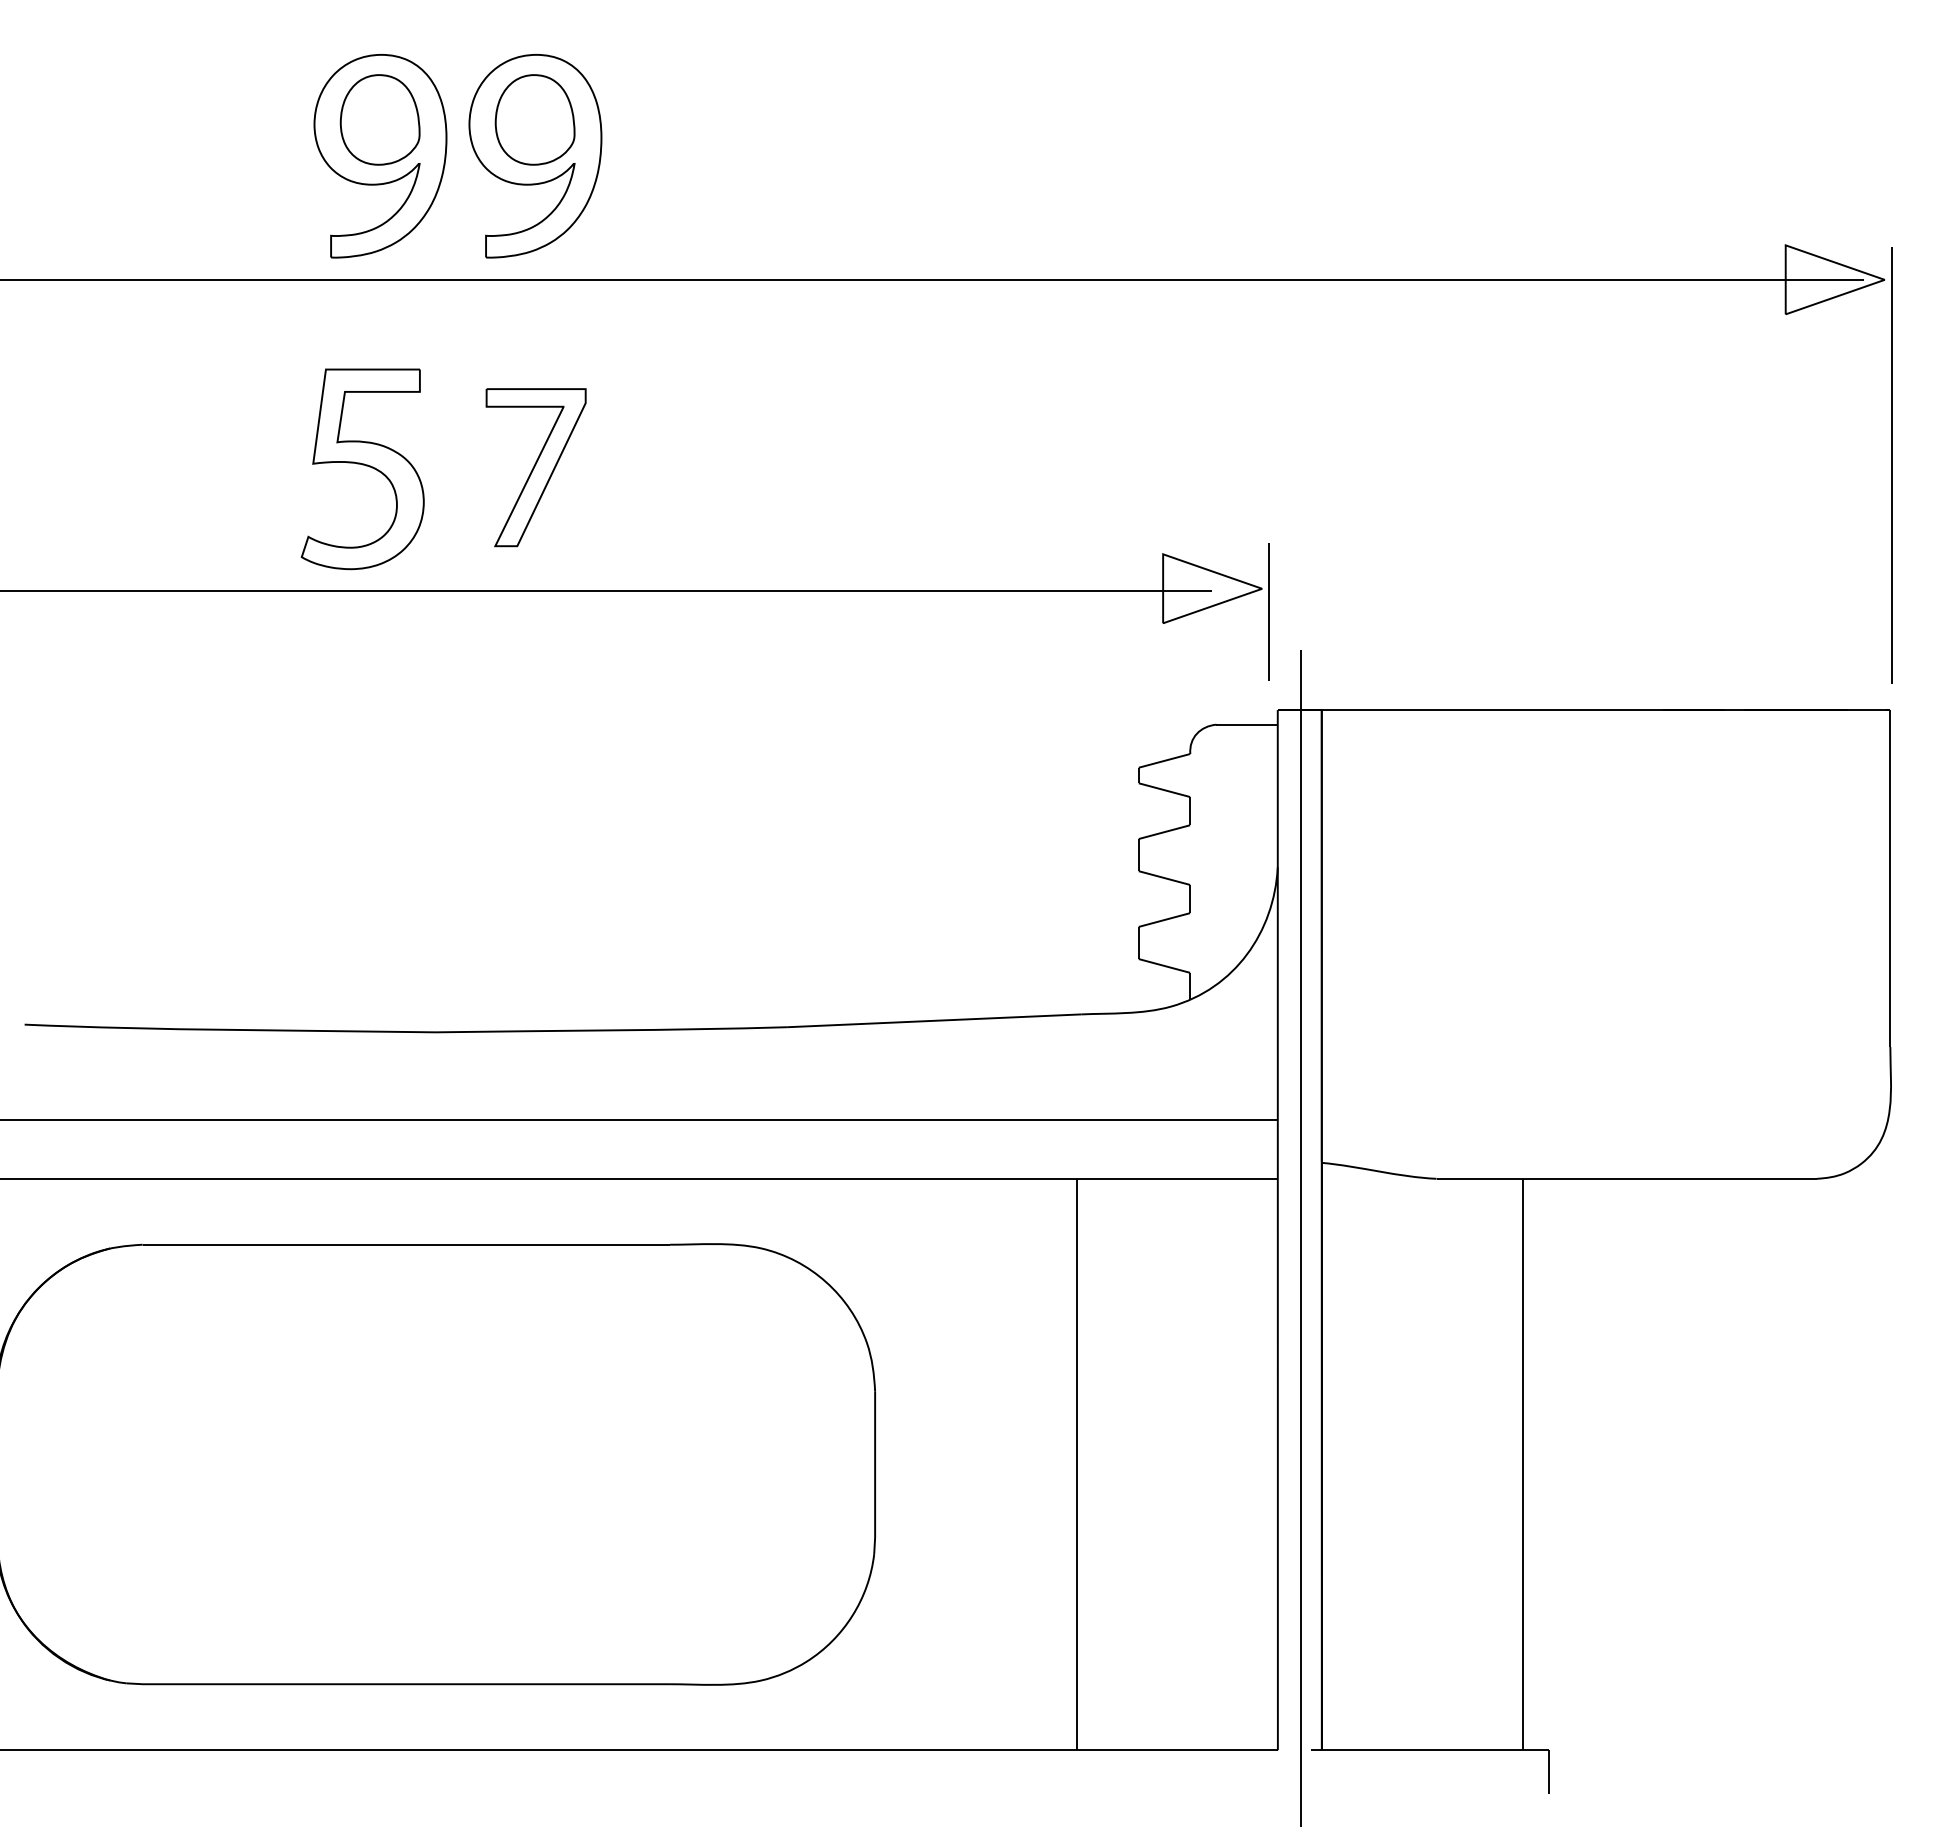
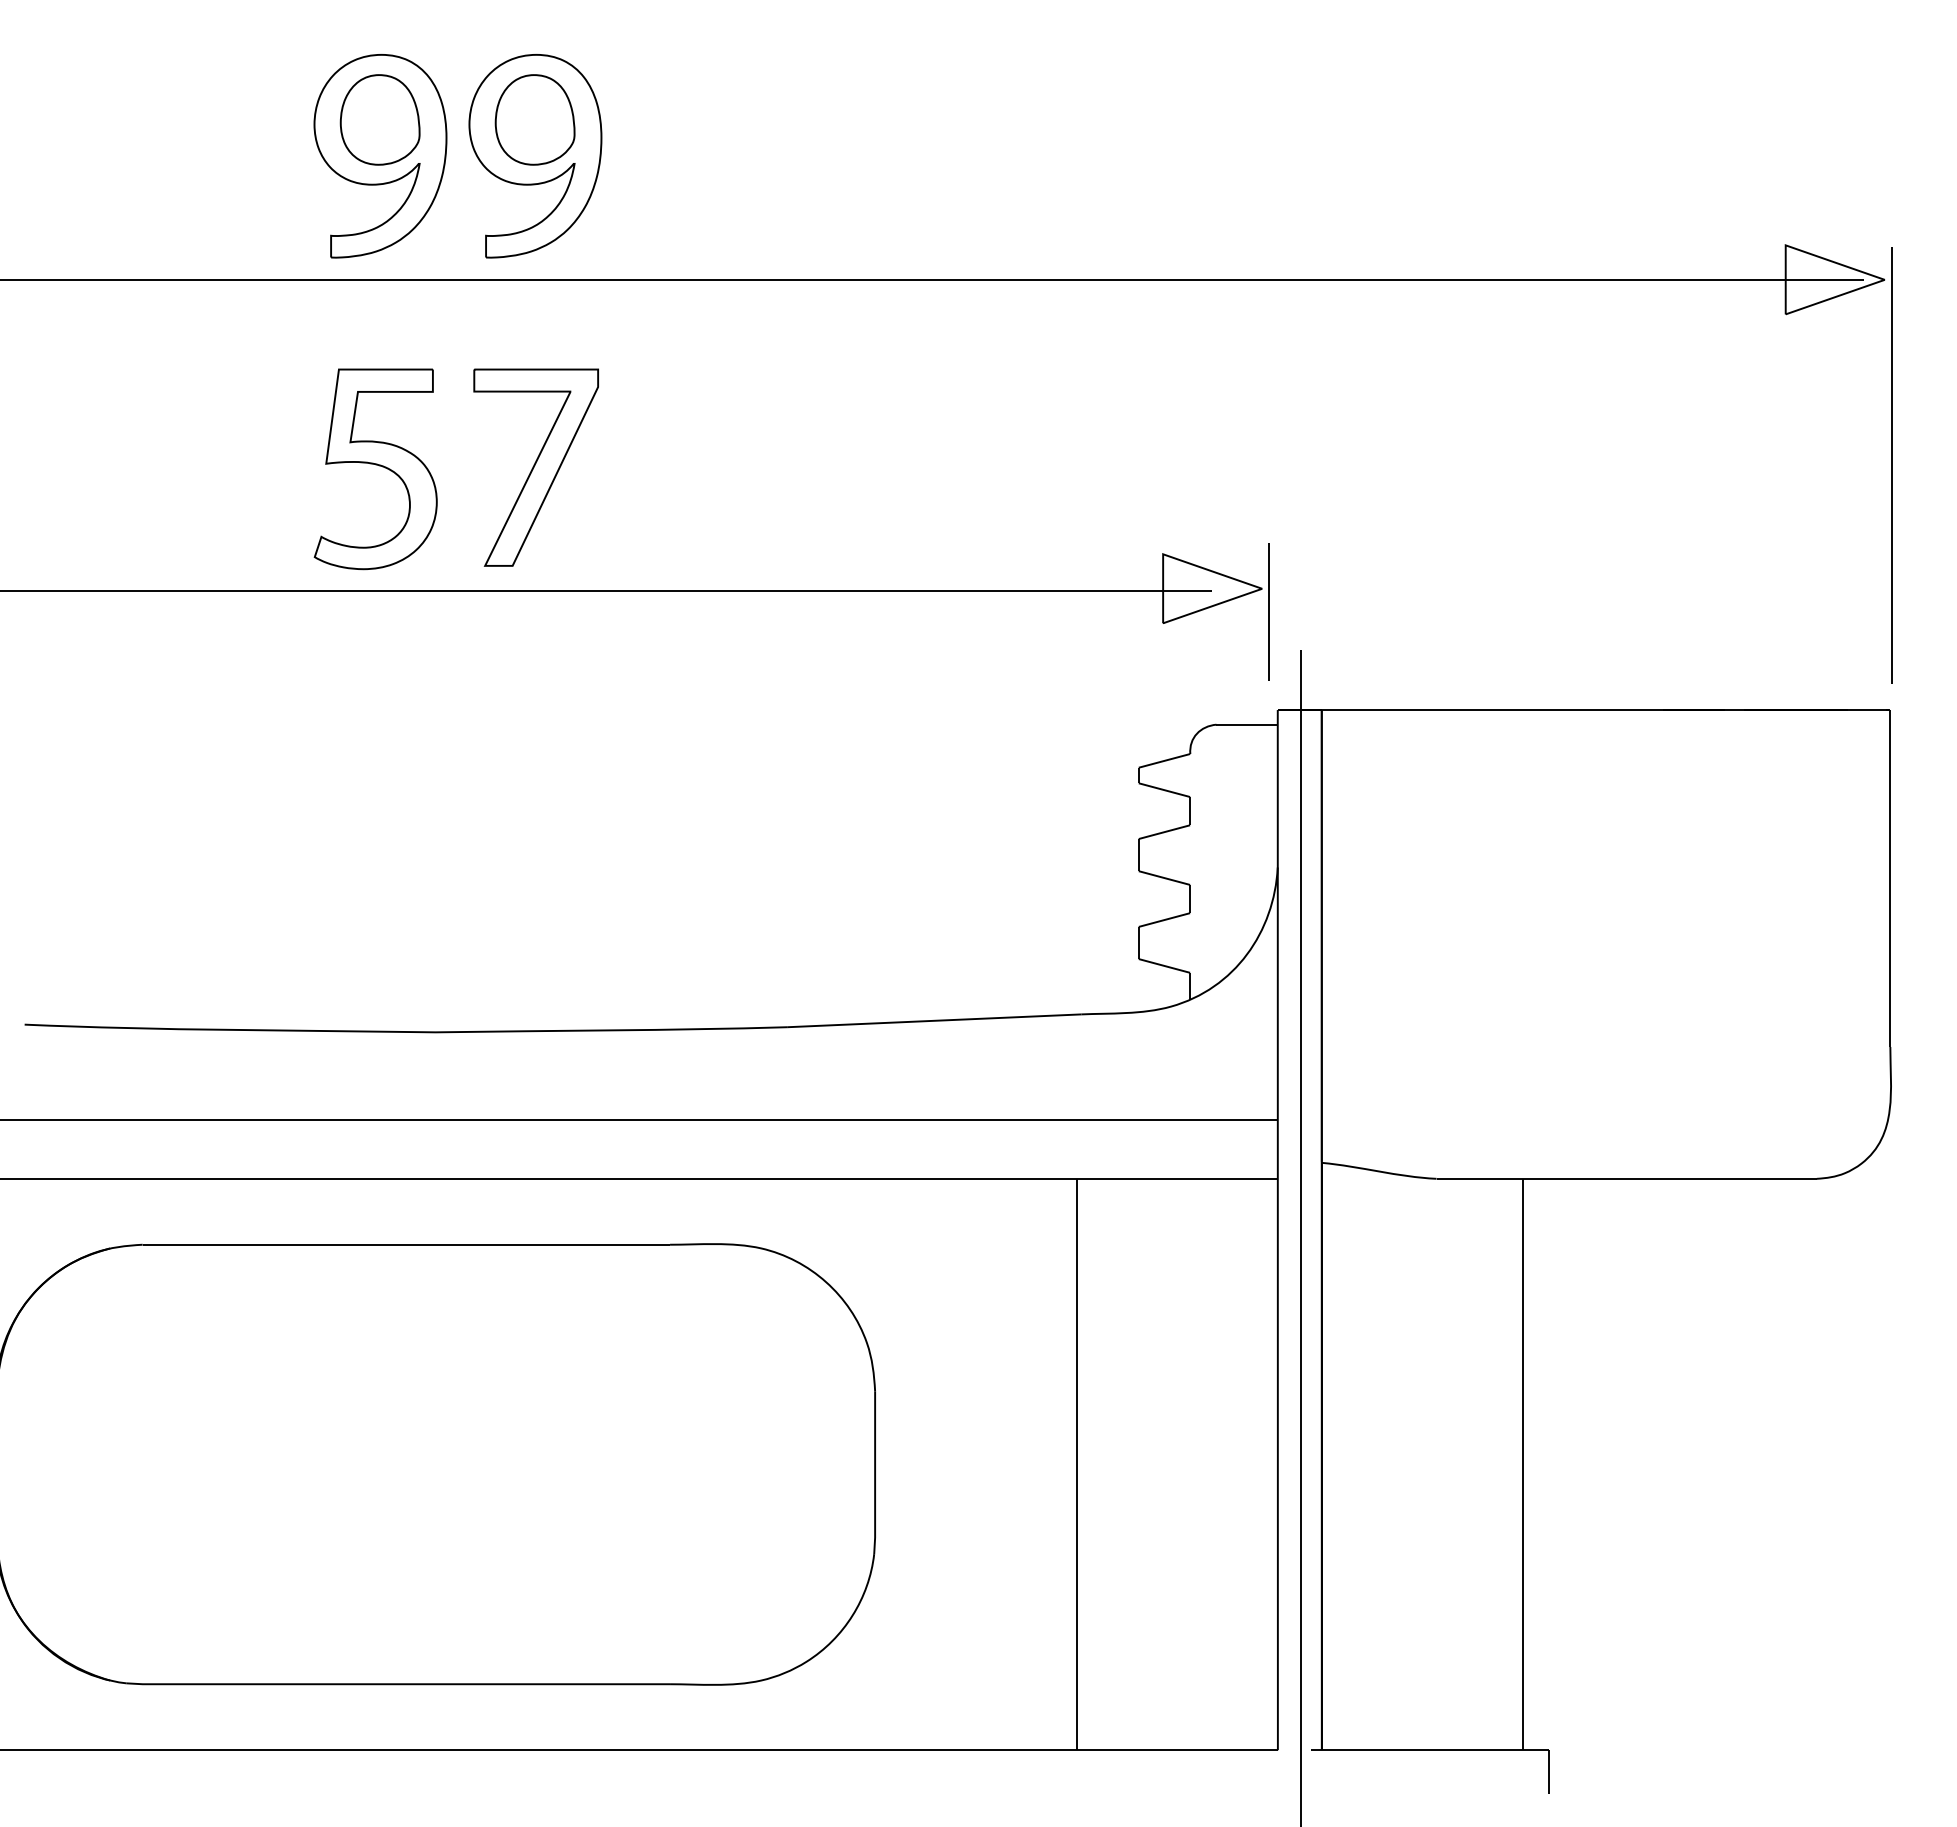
part size: 102x160 px -> 126x199 px (535, 467)
part position: (362, 469) -> (375, 469) (375, 469)
